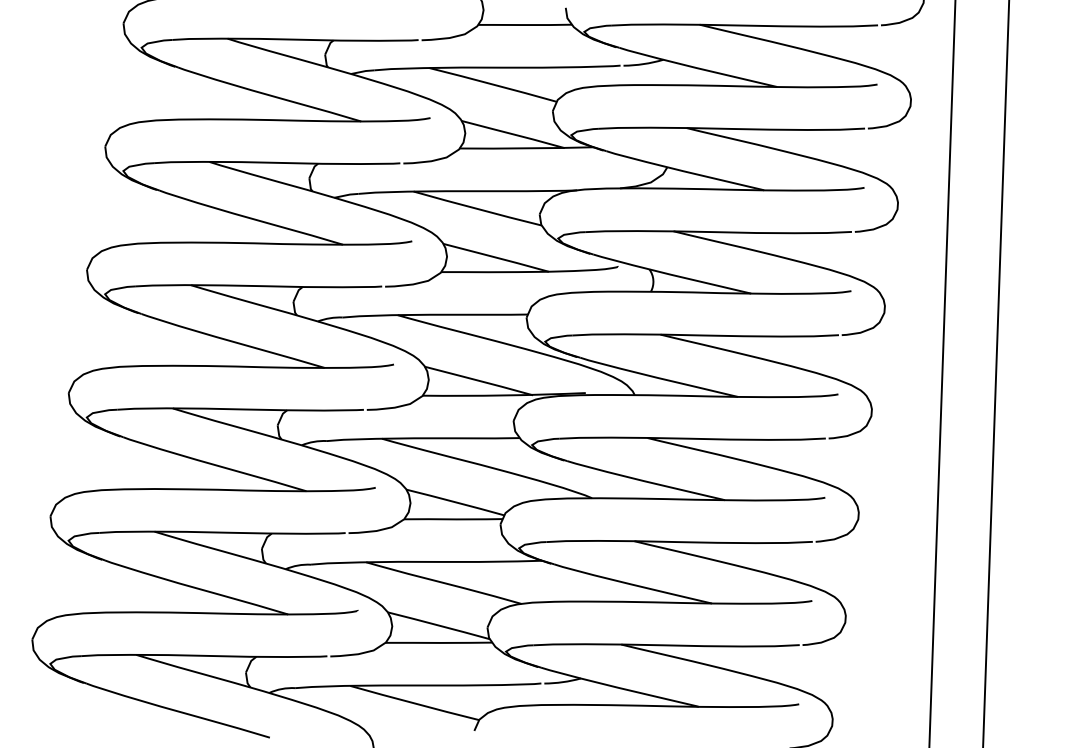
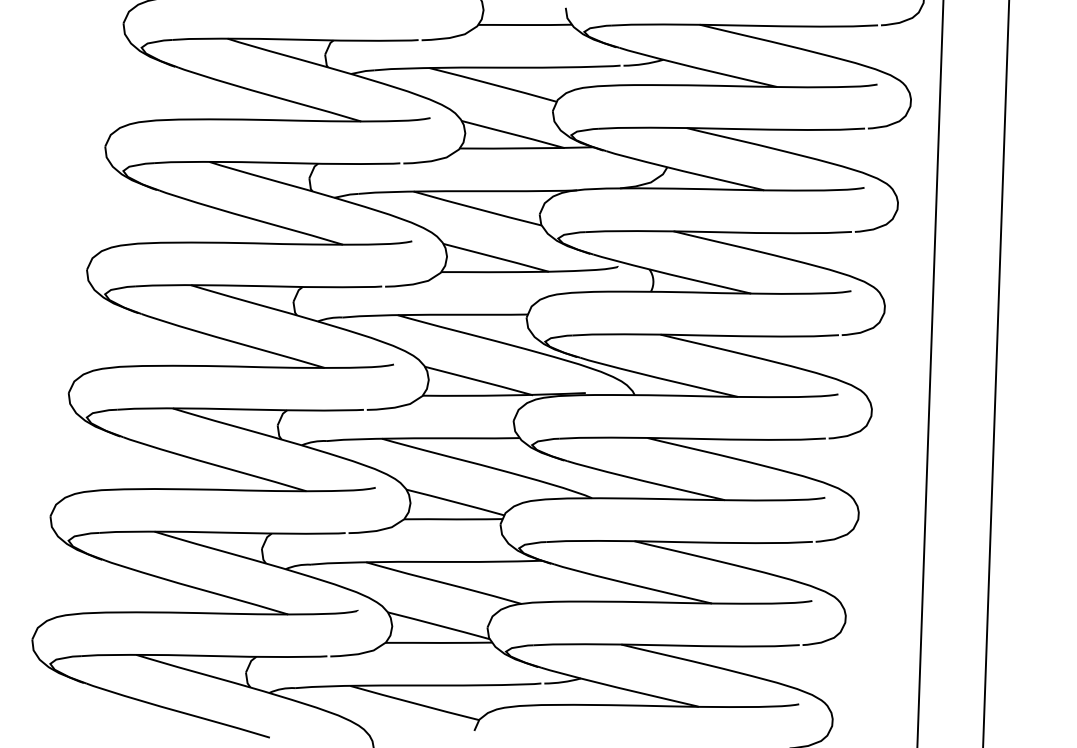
line position: (942, 373) -> (930, 373) (930, 373)
